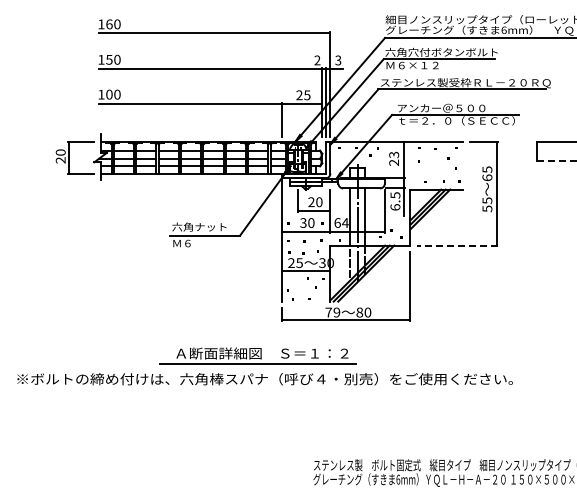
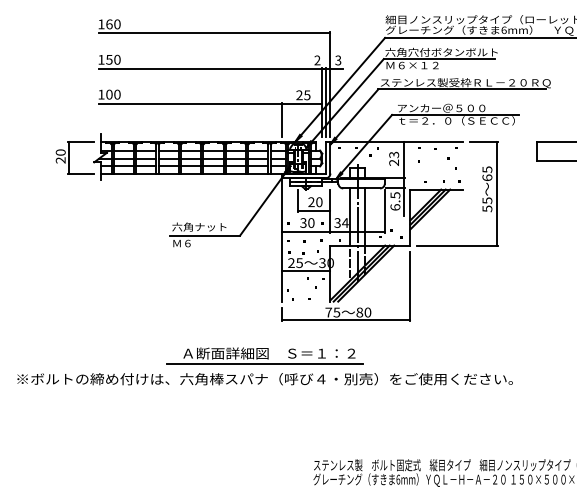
line: dashed -> solid (556, 161)
text: 64 -> 34 (337, 222)
line: dashed -> solid (456, 245)
text: 79 -> 75 (336, 312)
part position: (257, 355) -> (264, 355) (264, 355)
